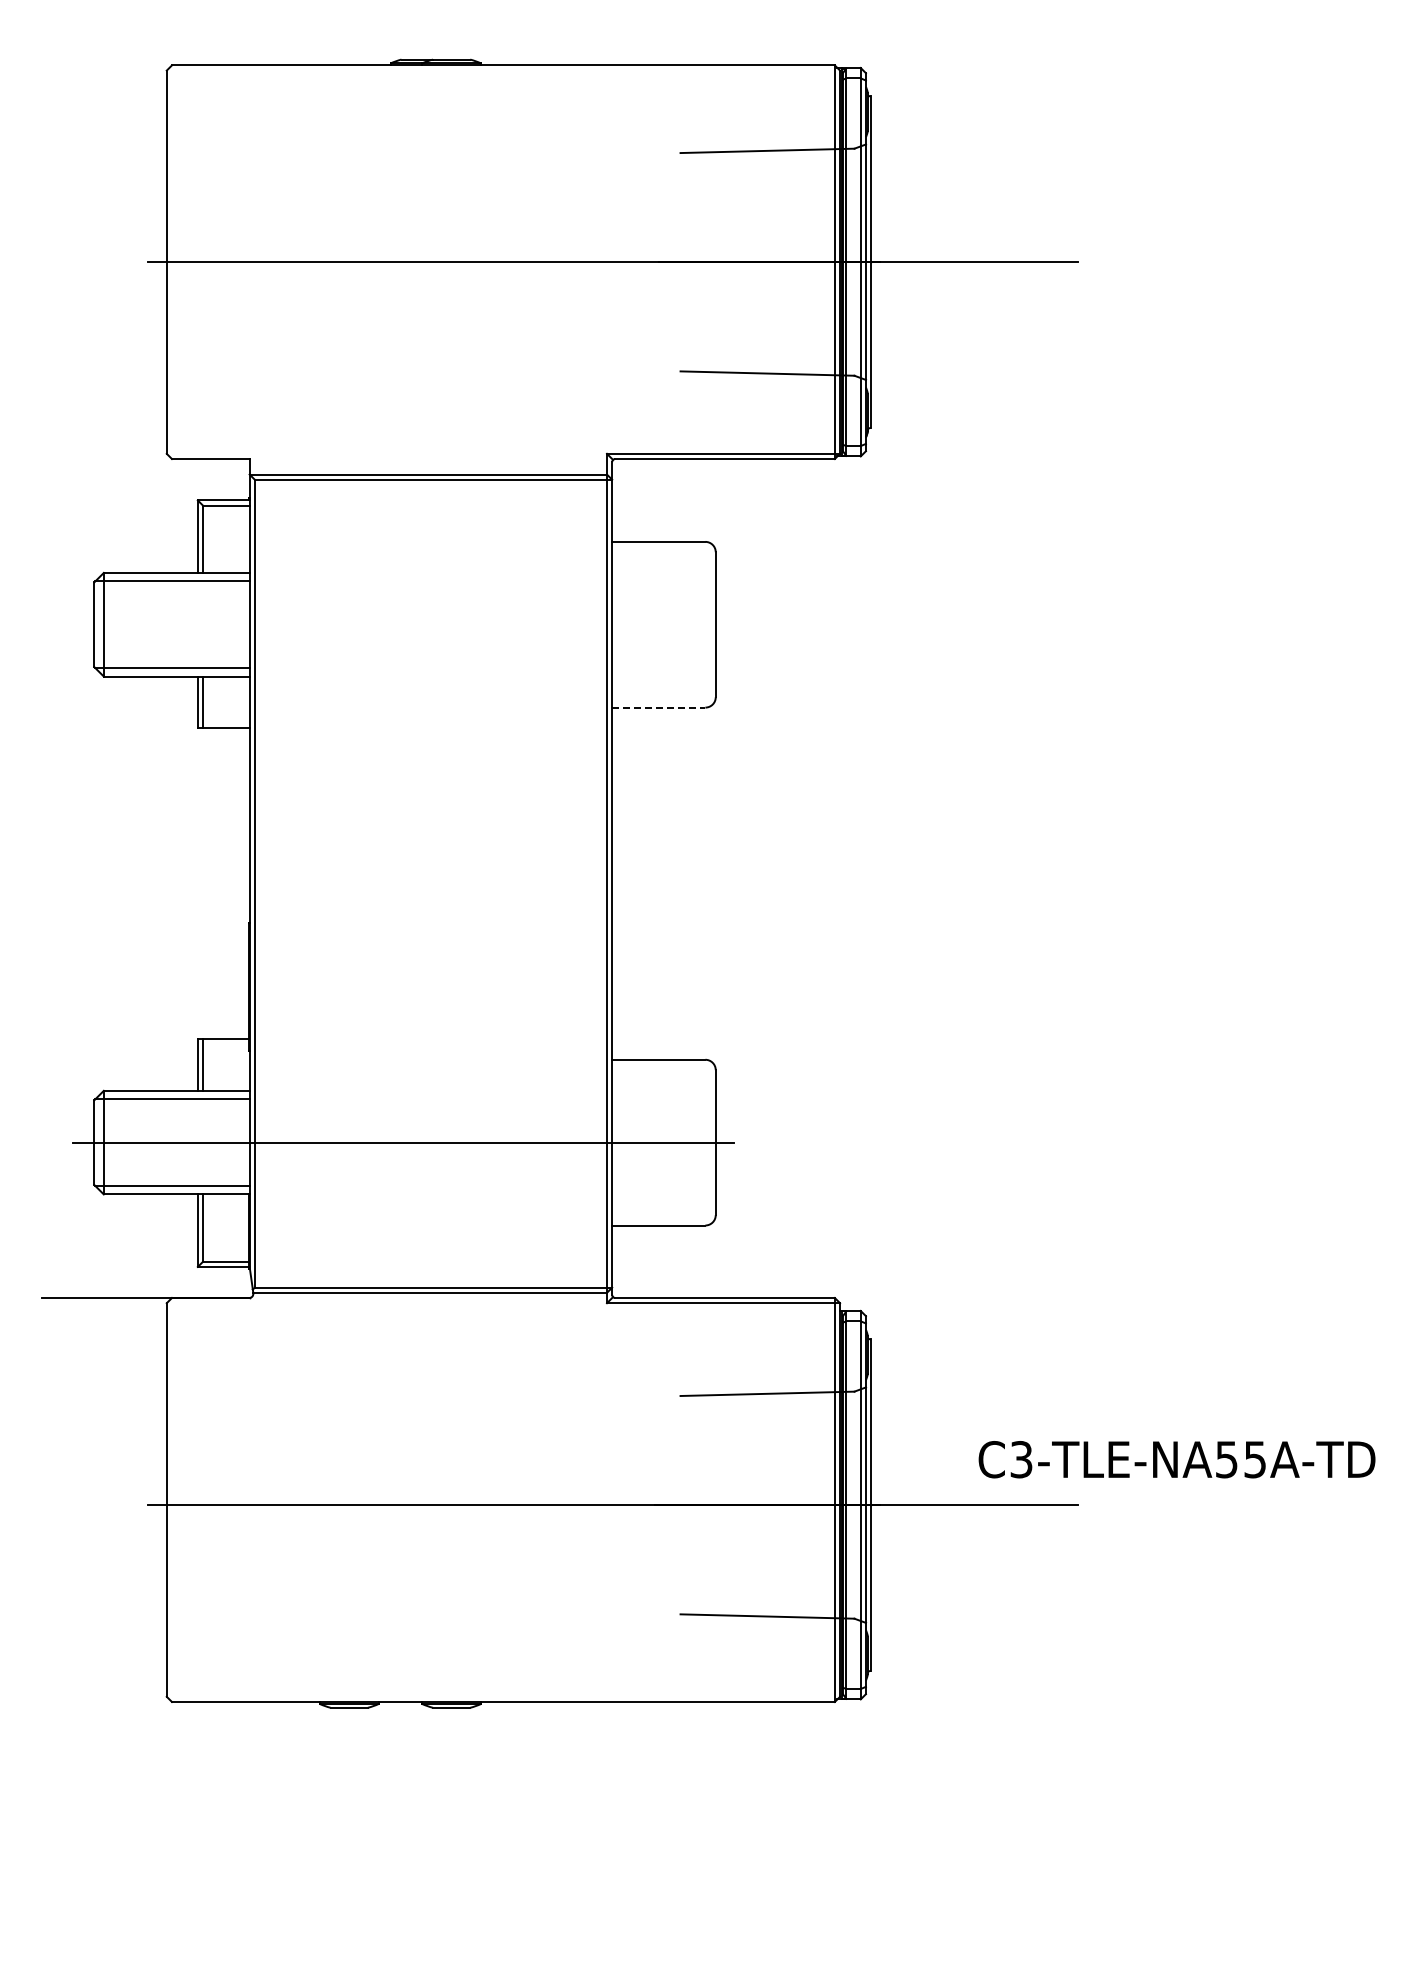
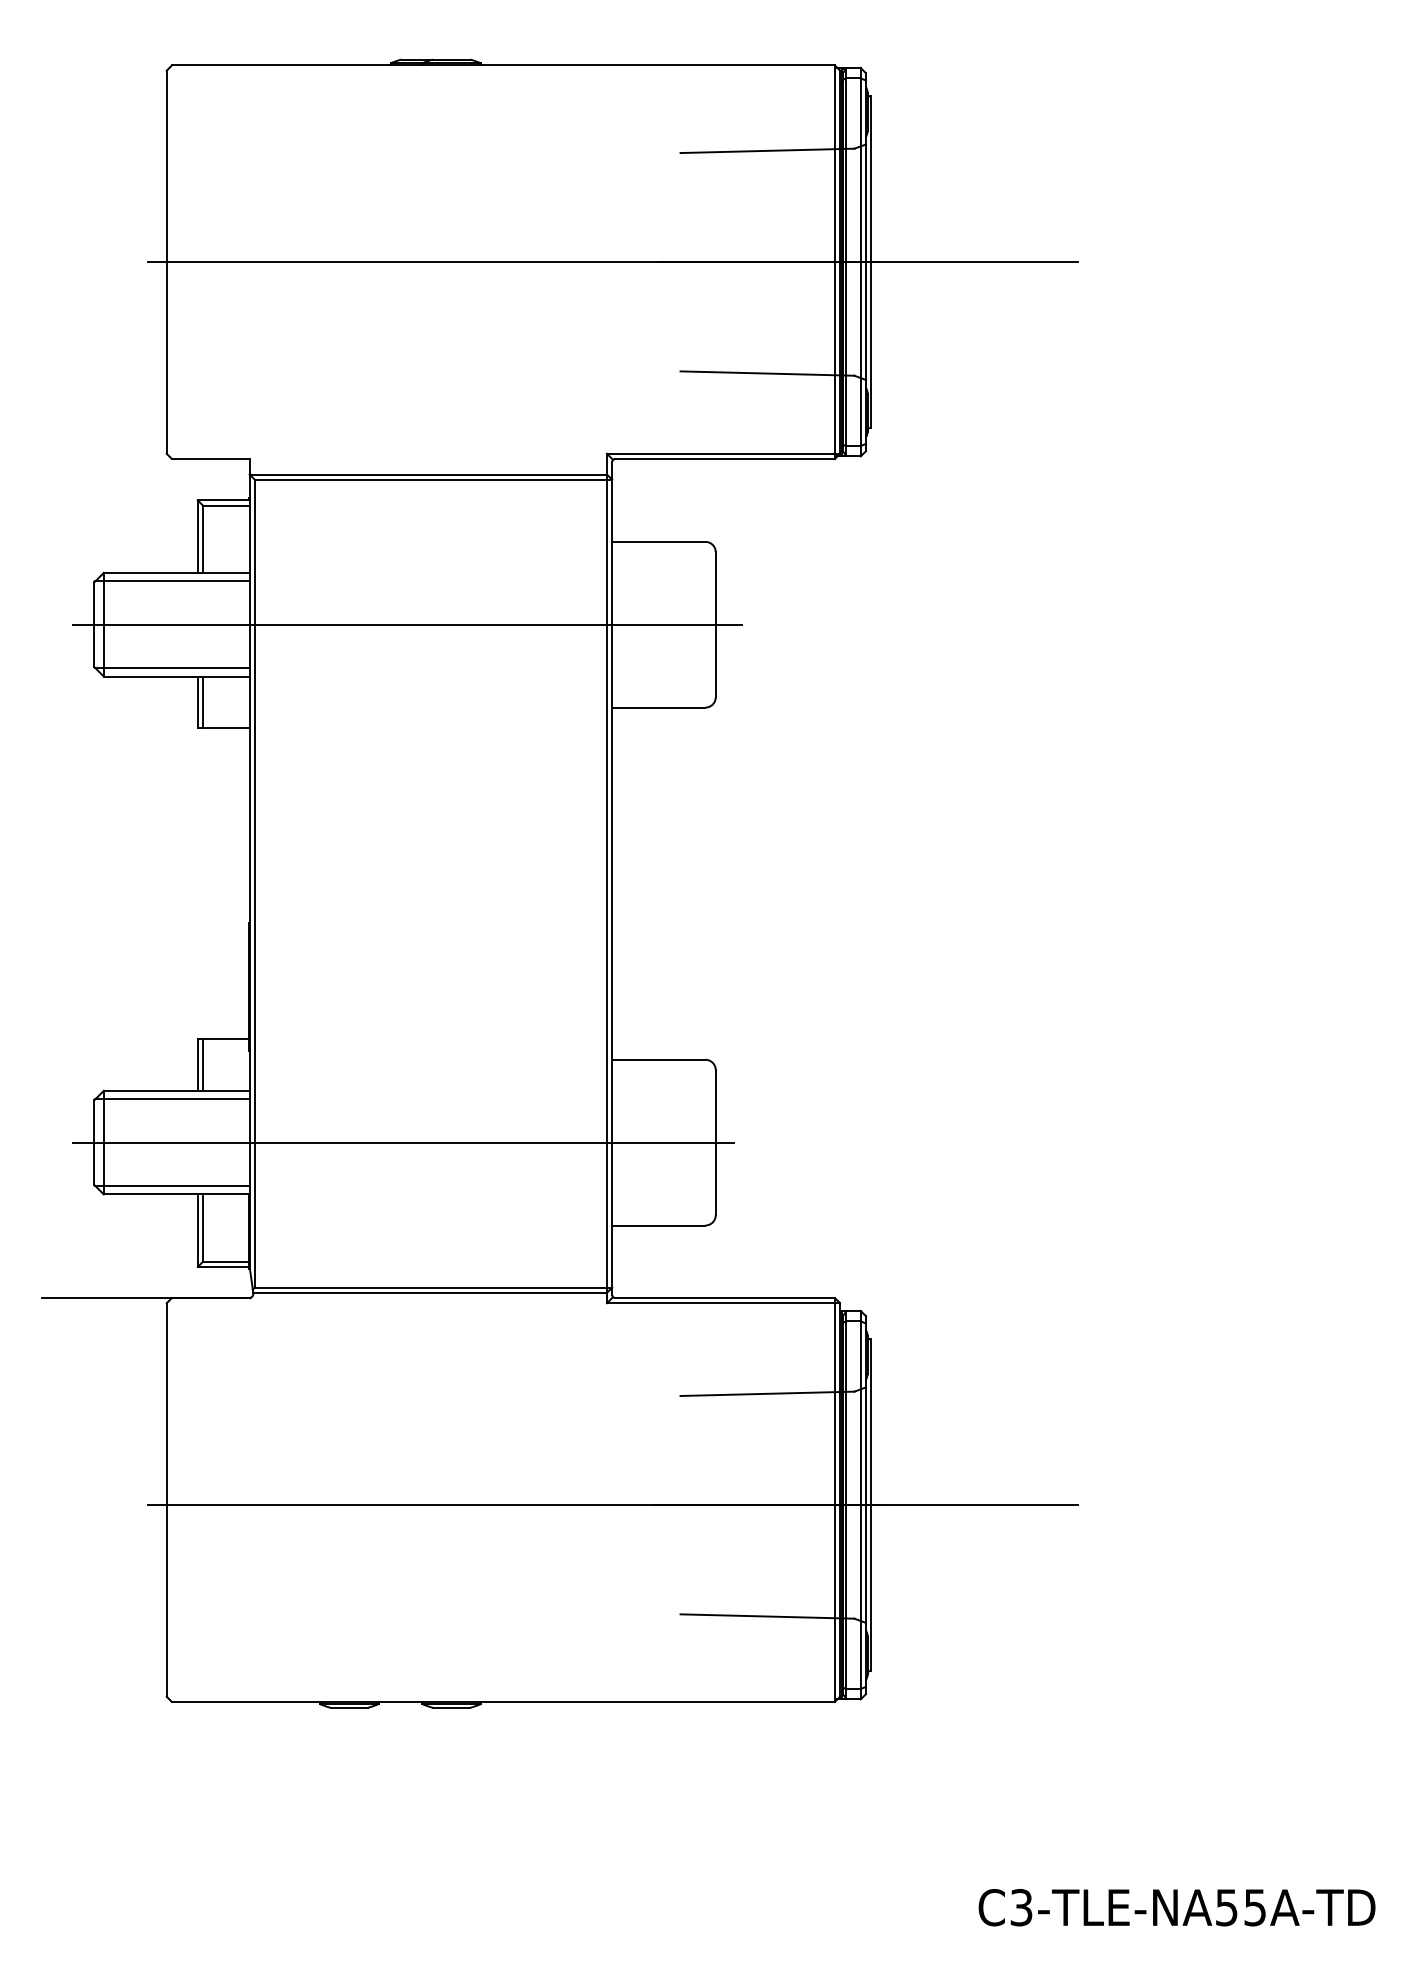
line: none -> present (407, 624)
line: dashed -> solid (658, 707)
text position: (1176, 1459) -> (1176, 1907) (1176, 1907)
